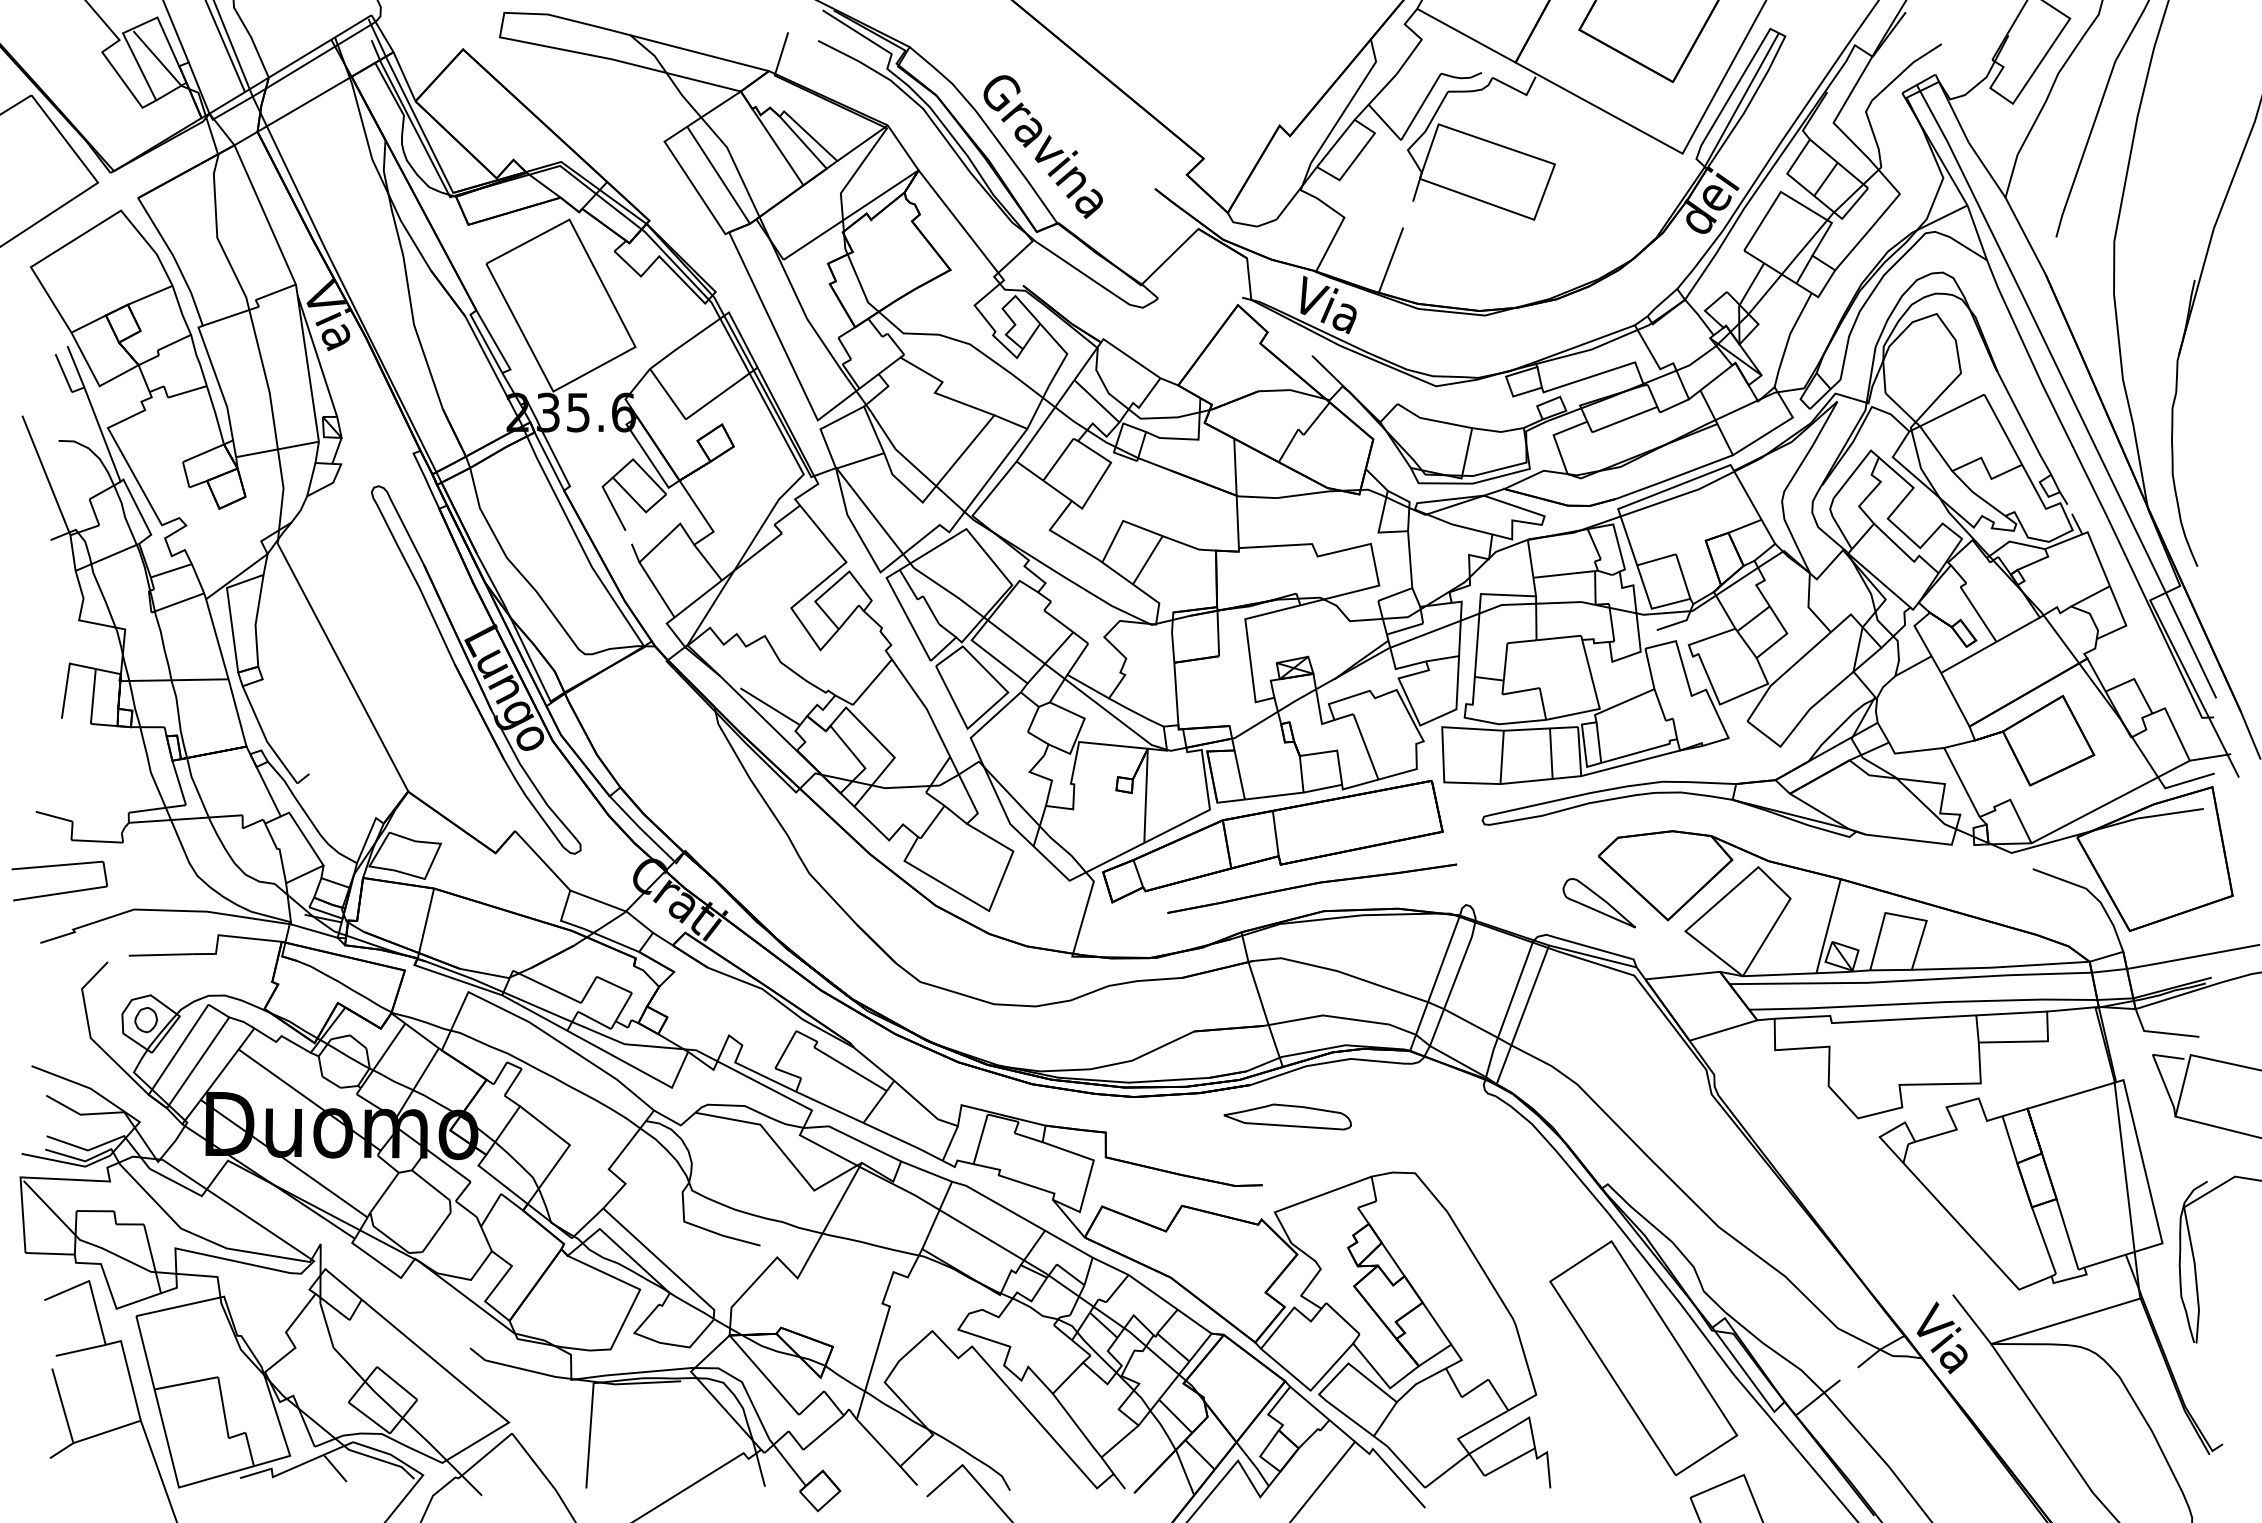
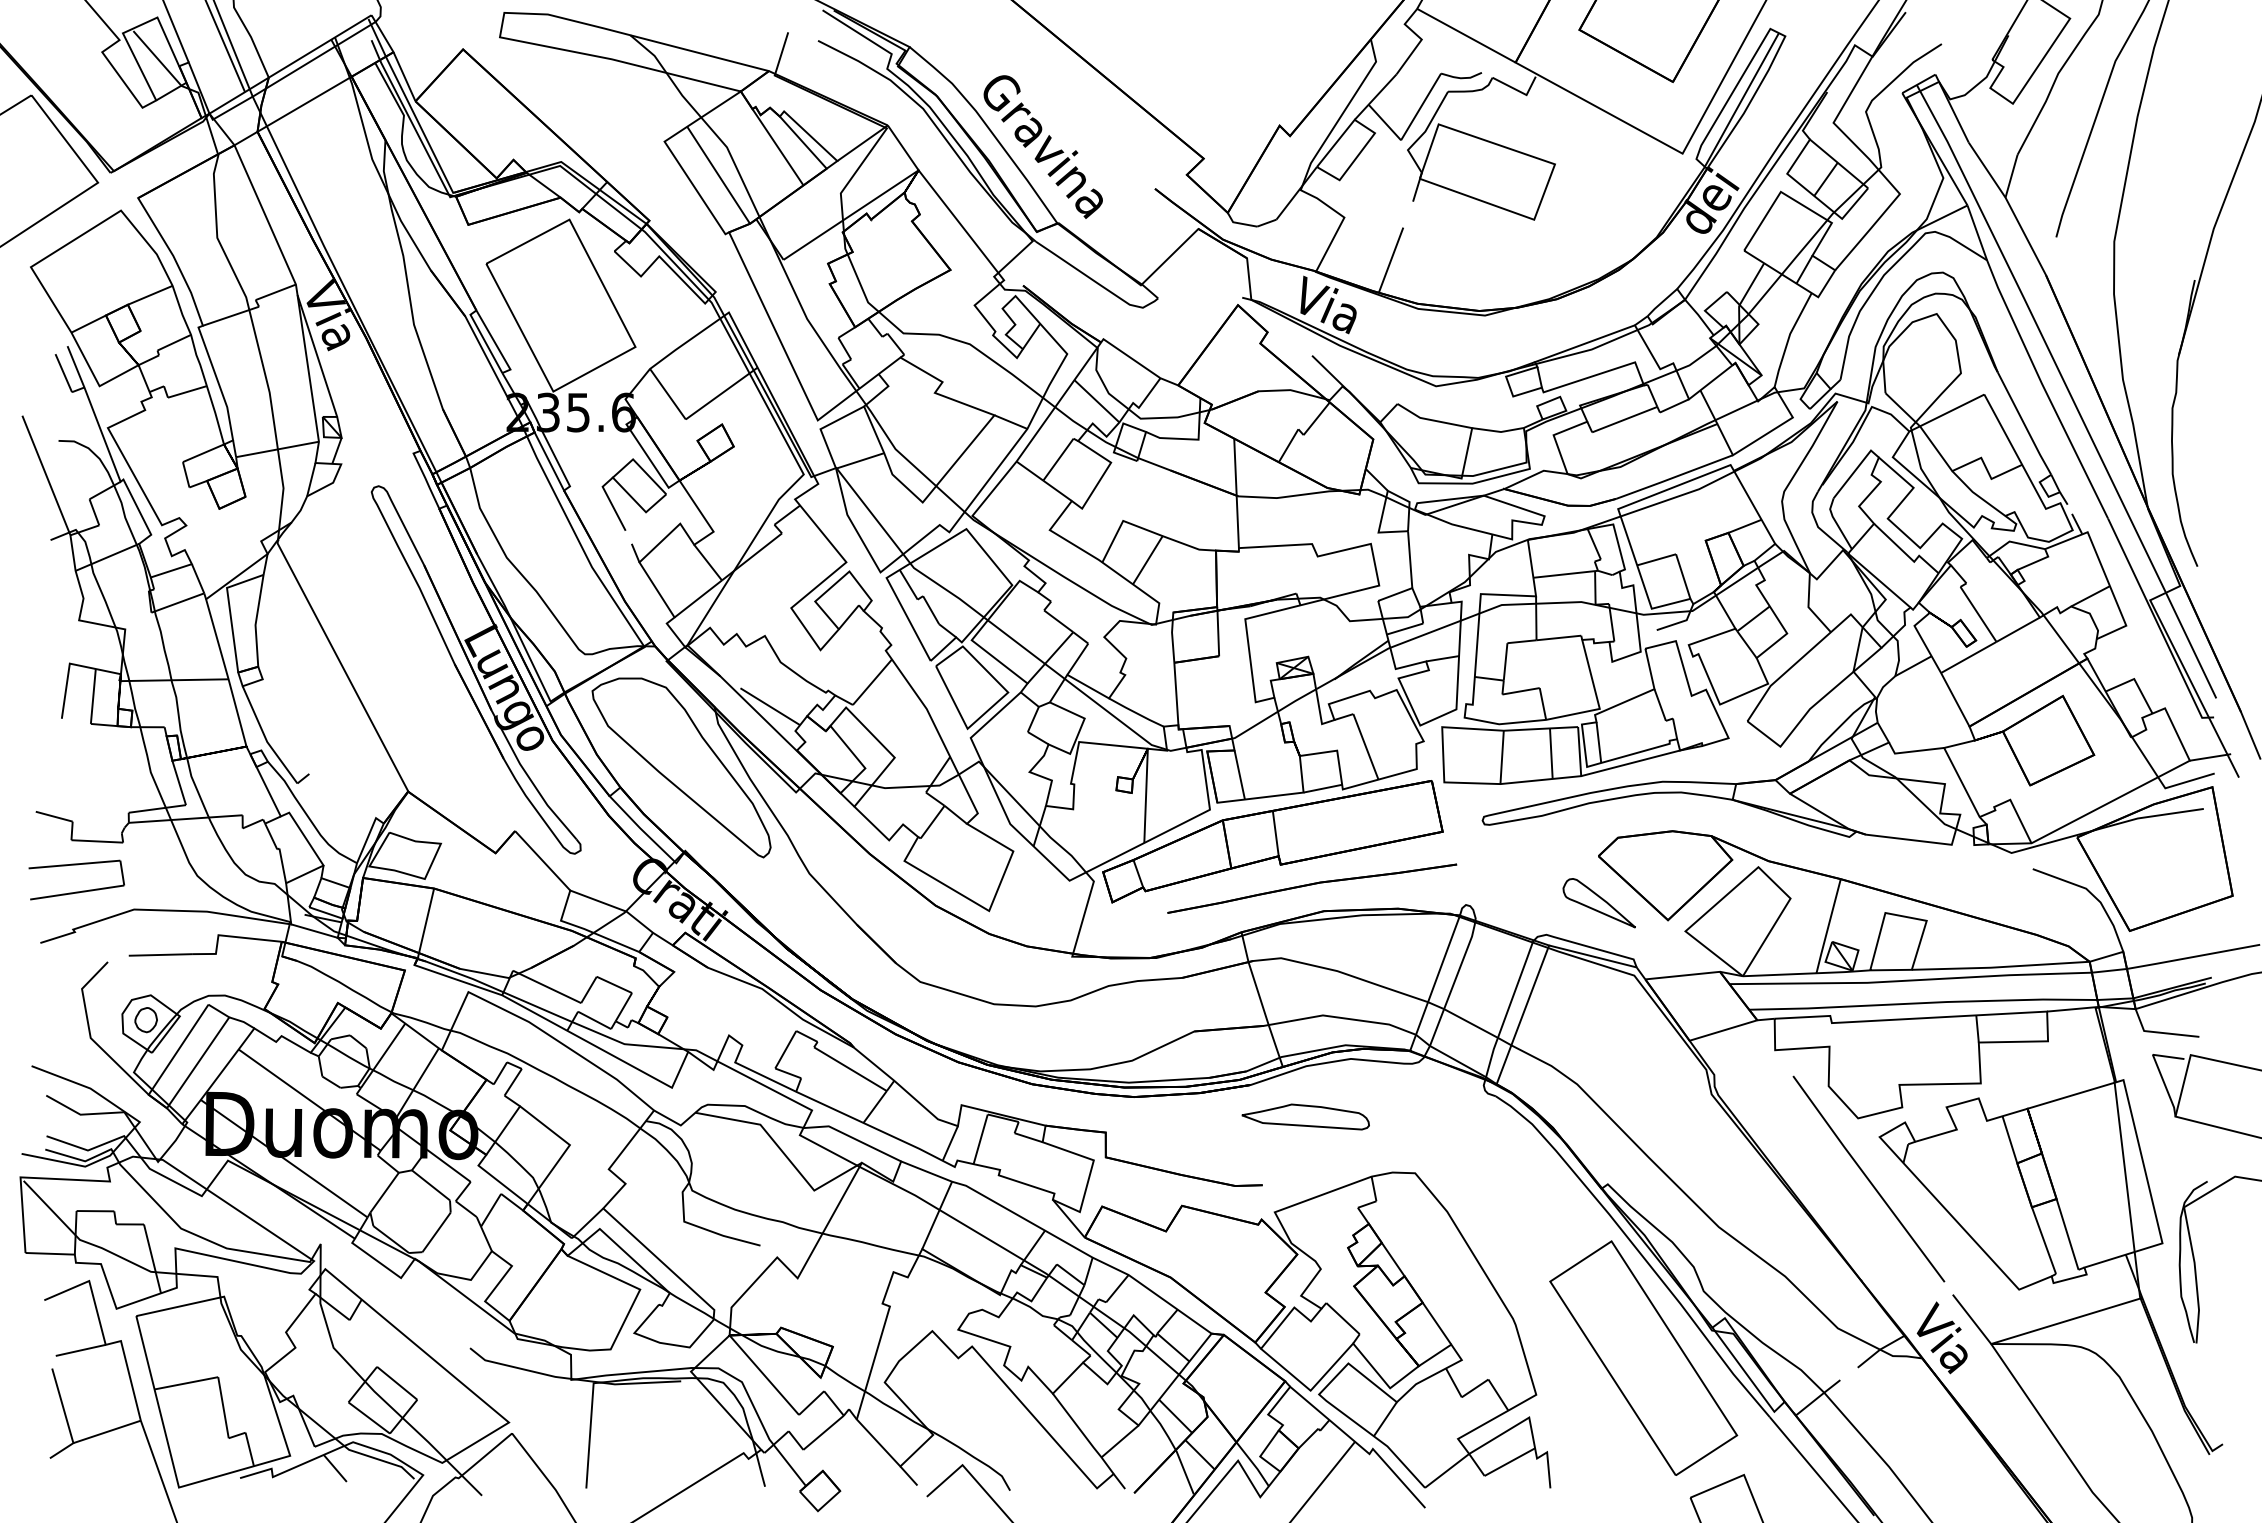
part: none -> present (681, 767)
part position: (59, 892) -> (76, 891) (76, 891)
part position: (1287, 1116) -> (1305, 1116) (1305, 1116)
line: none -> present (1868, 1178)
